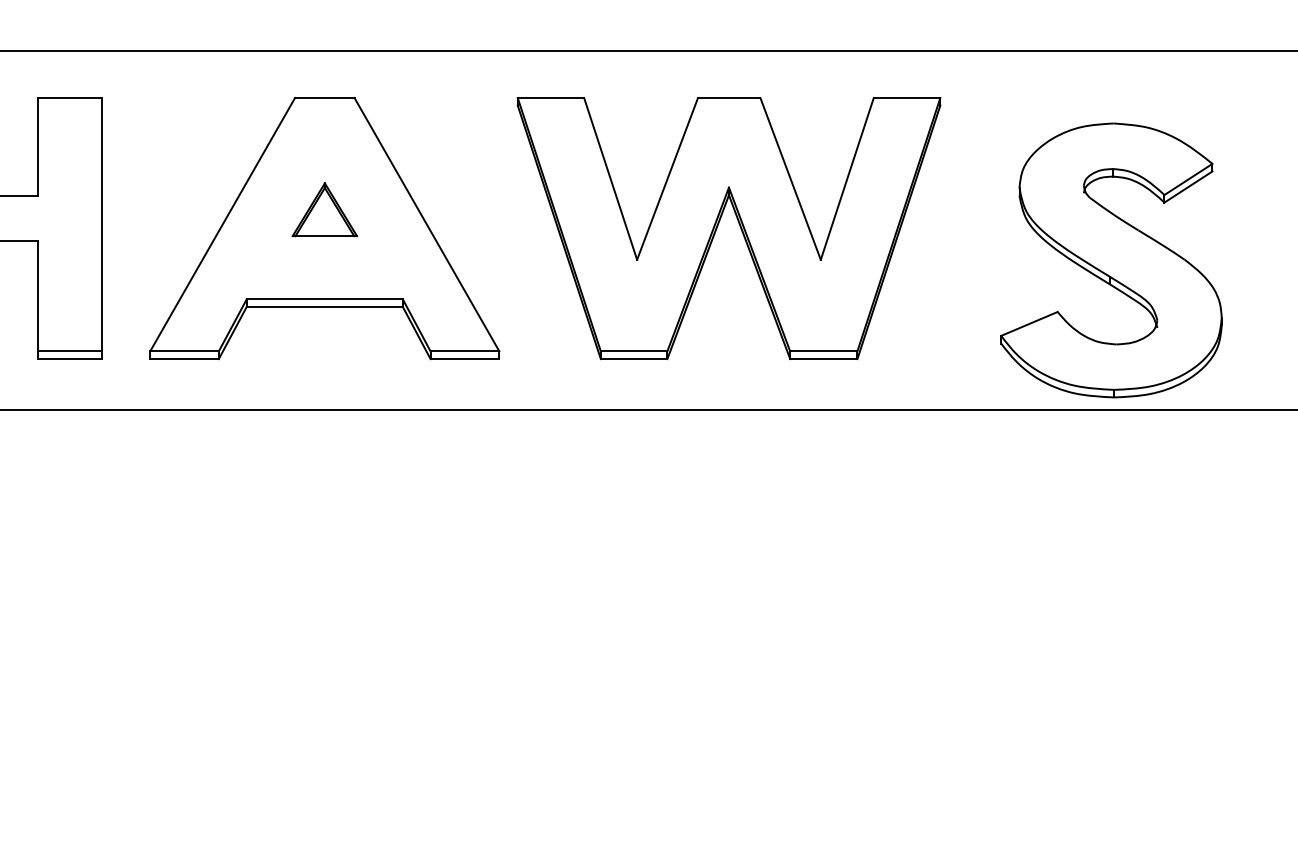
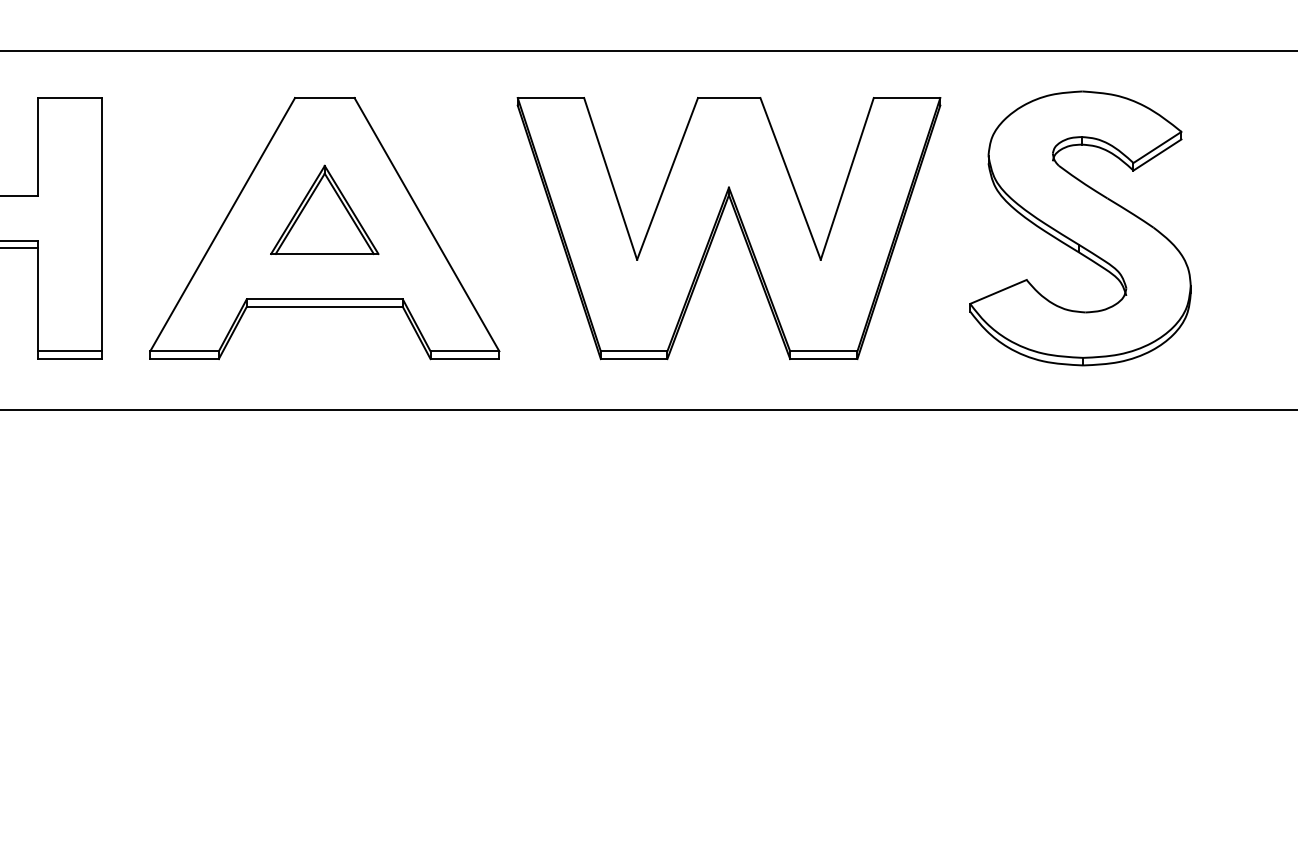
part size: 68x56 px -> 110x91 px (324, 209)
line: none -> present (19, 248)
part position: (1111, 260) -> (1080, 228) (1080, 228)
